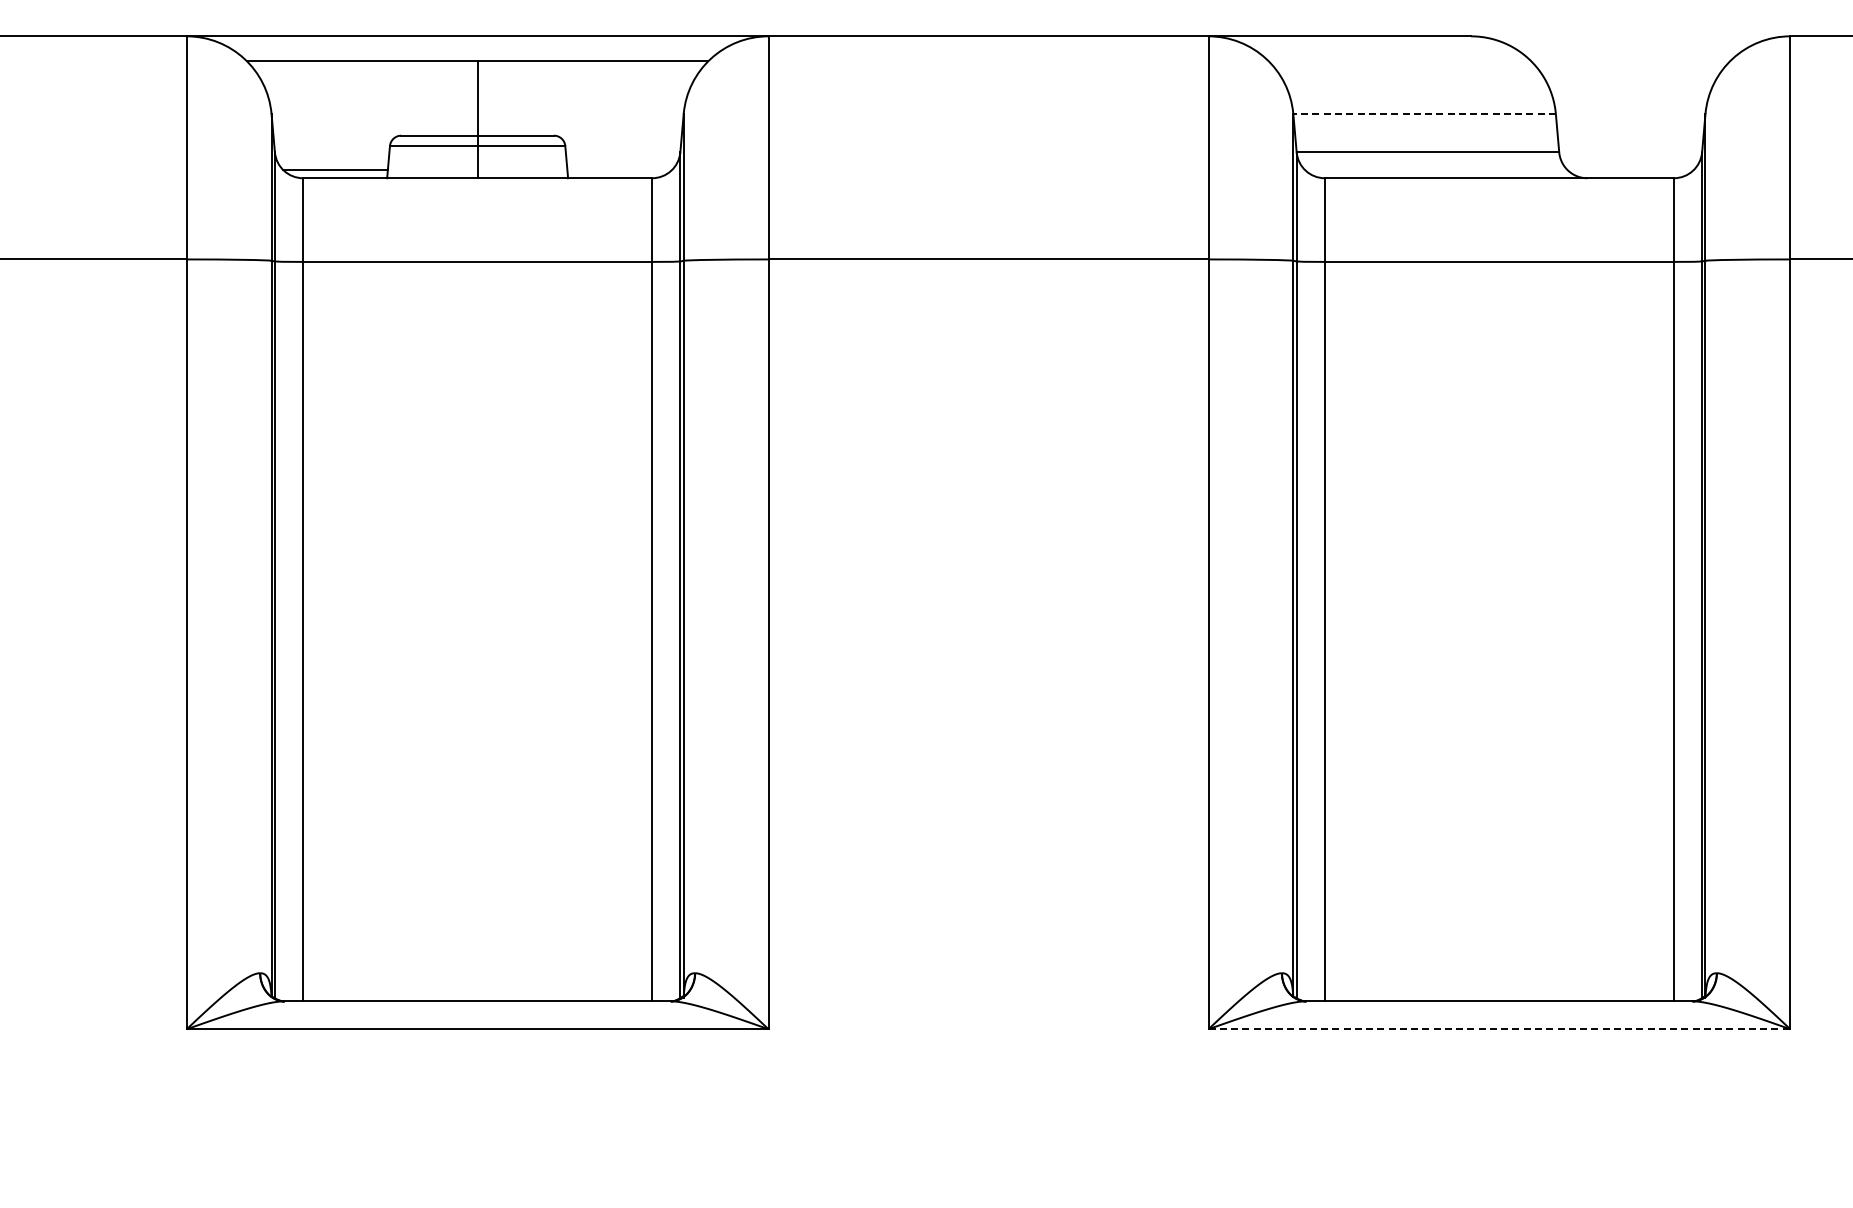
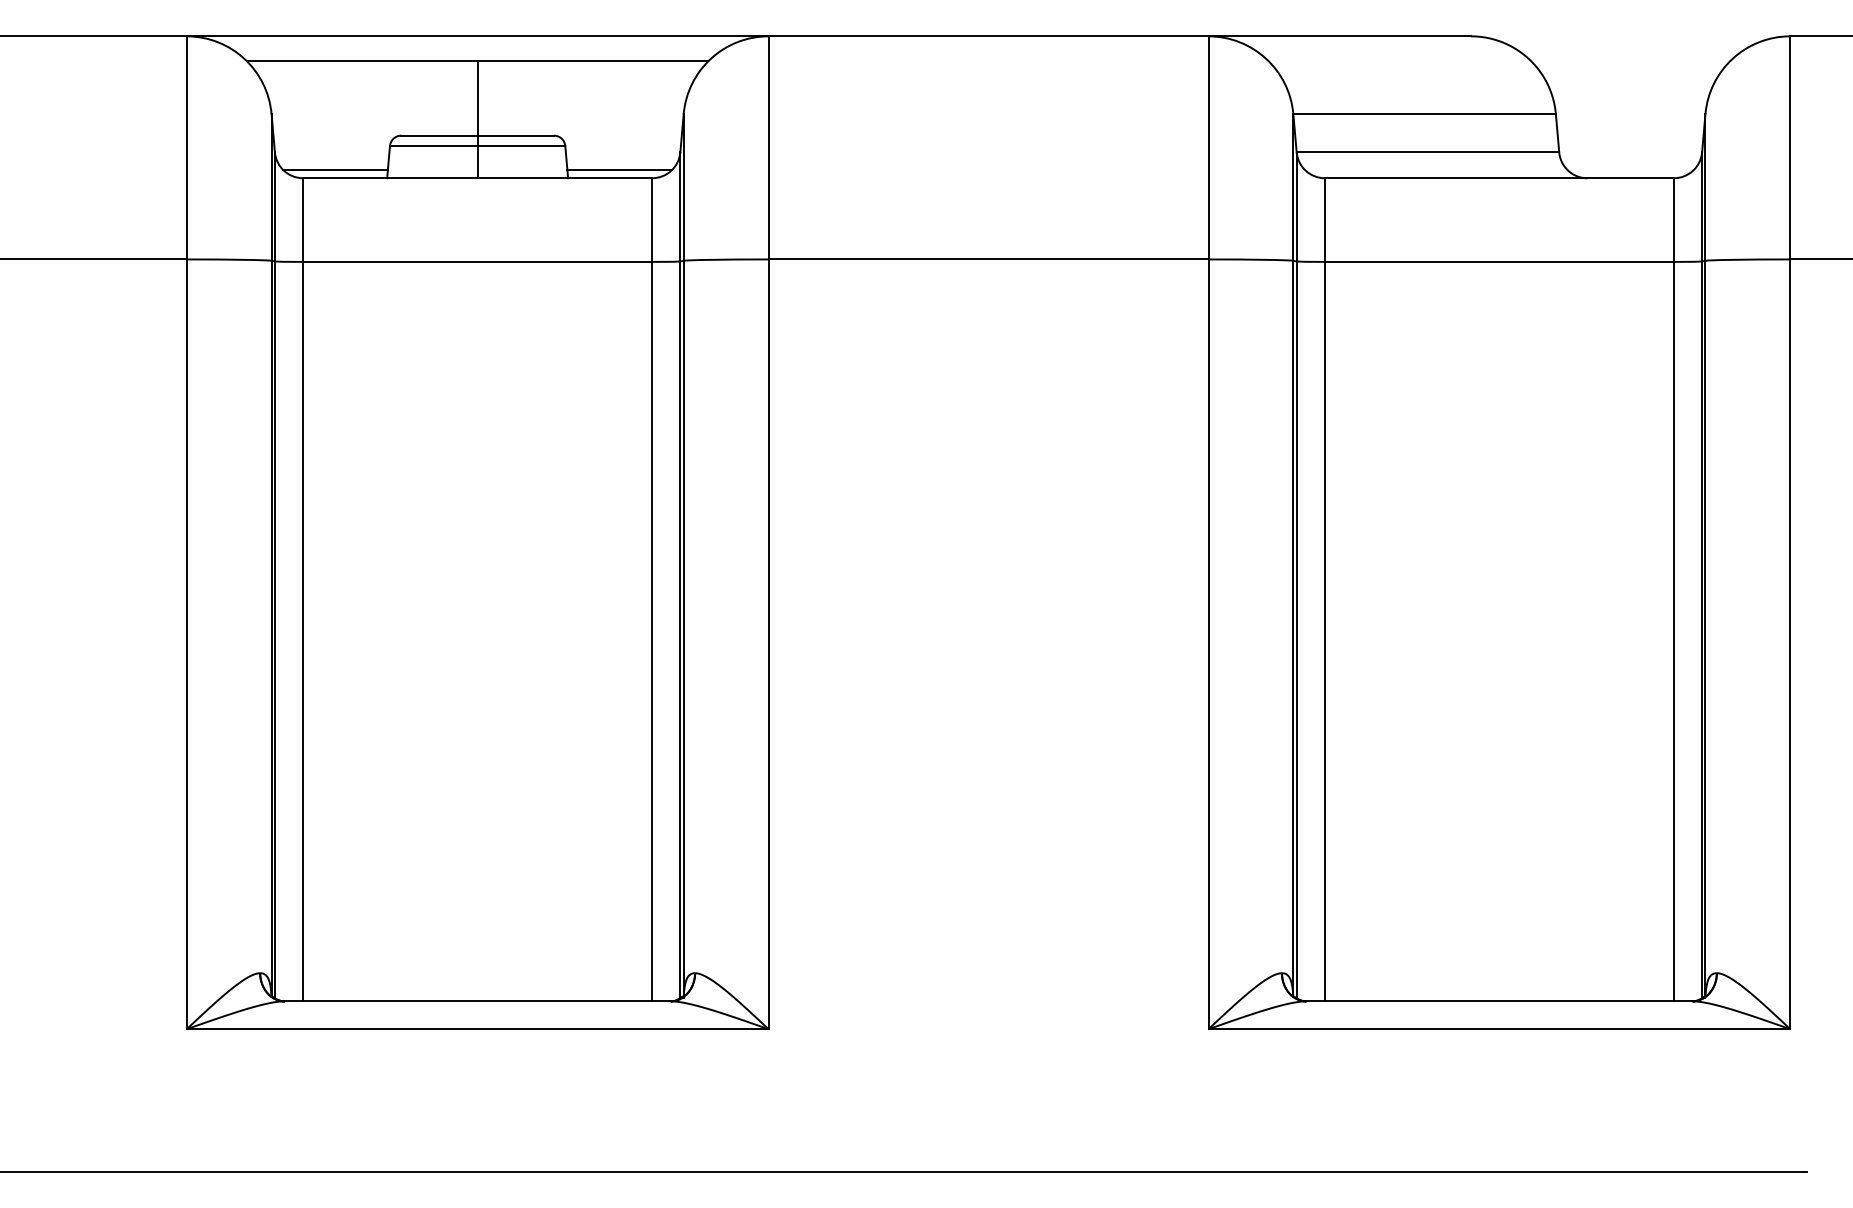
line: dashed -> solid (1424, 114)
line: none -> present (619, 169)
line: dashed -> solid (1499, 1029)
line: none -> present (904, 1171)
